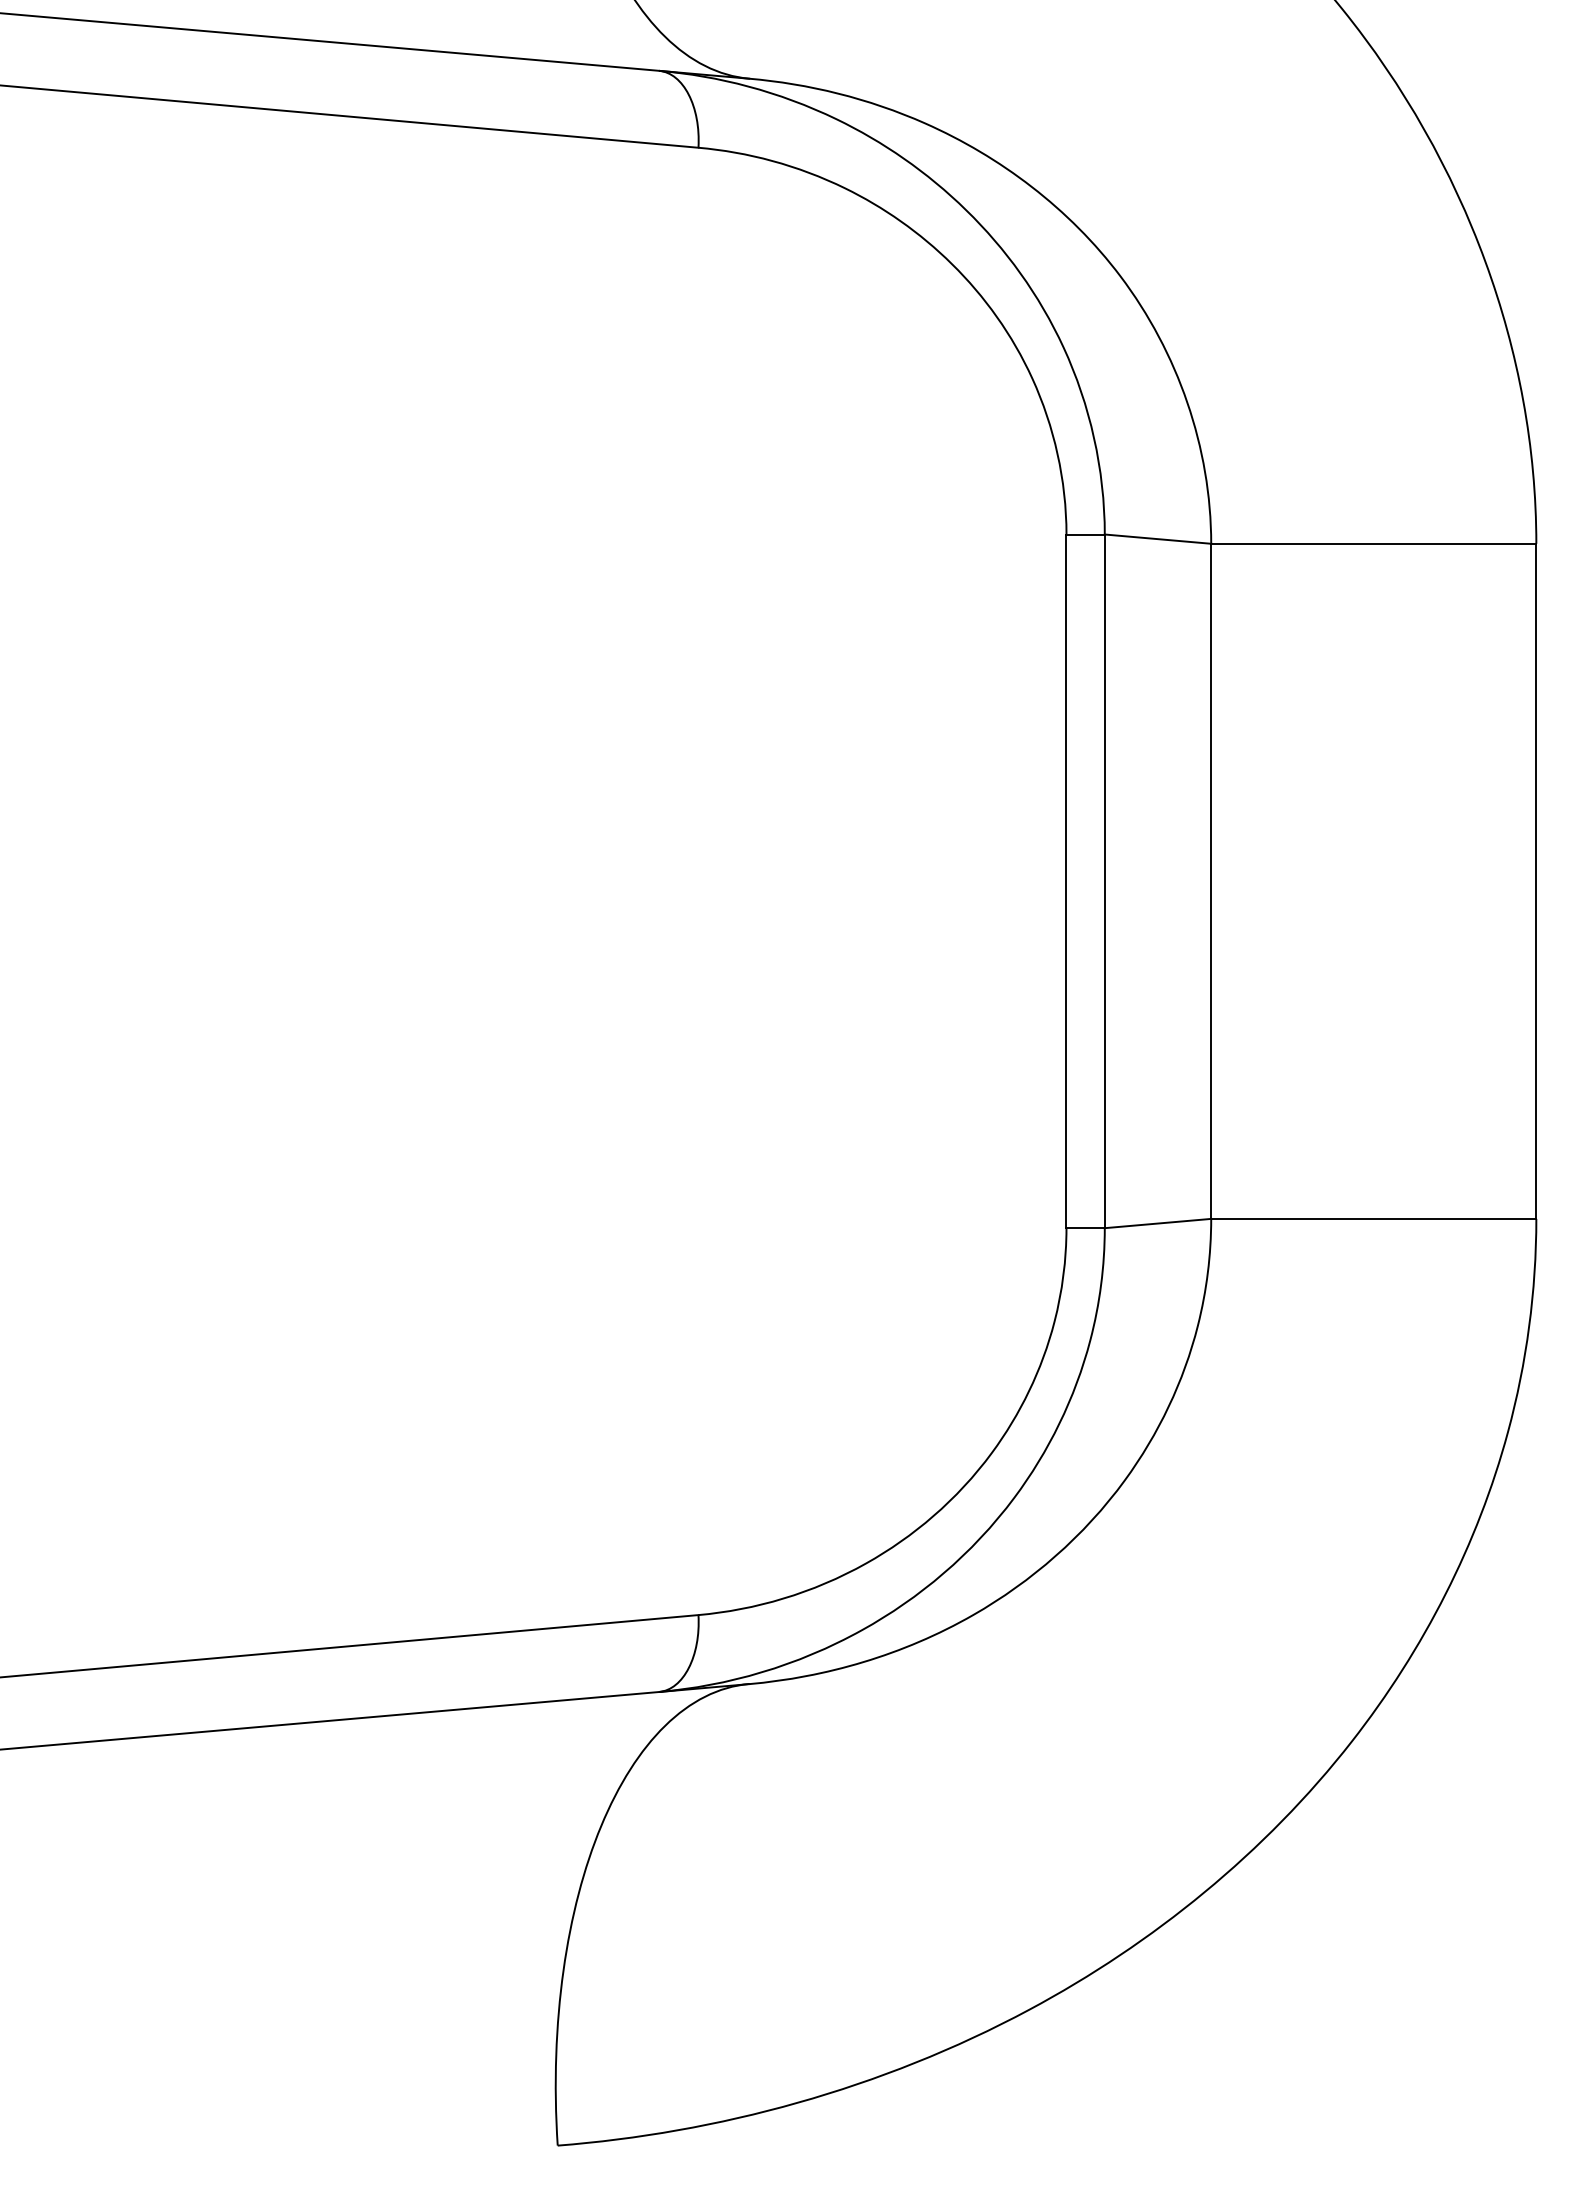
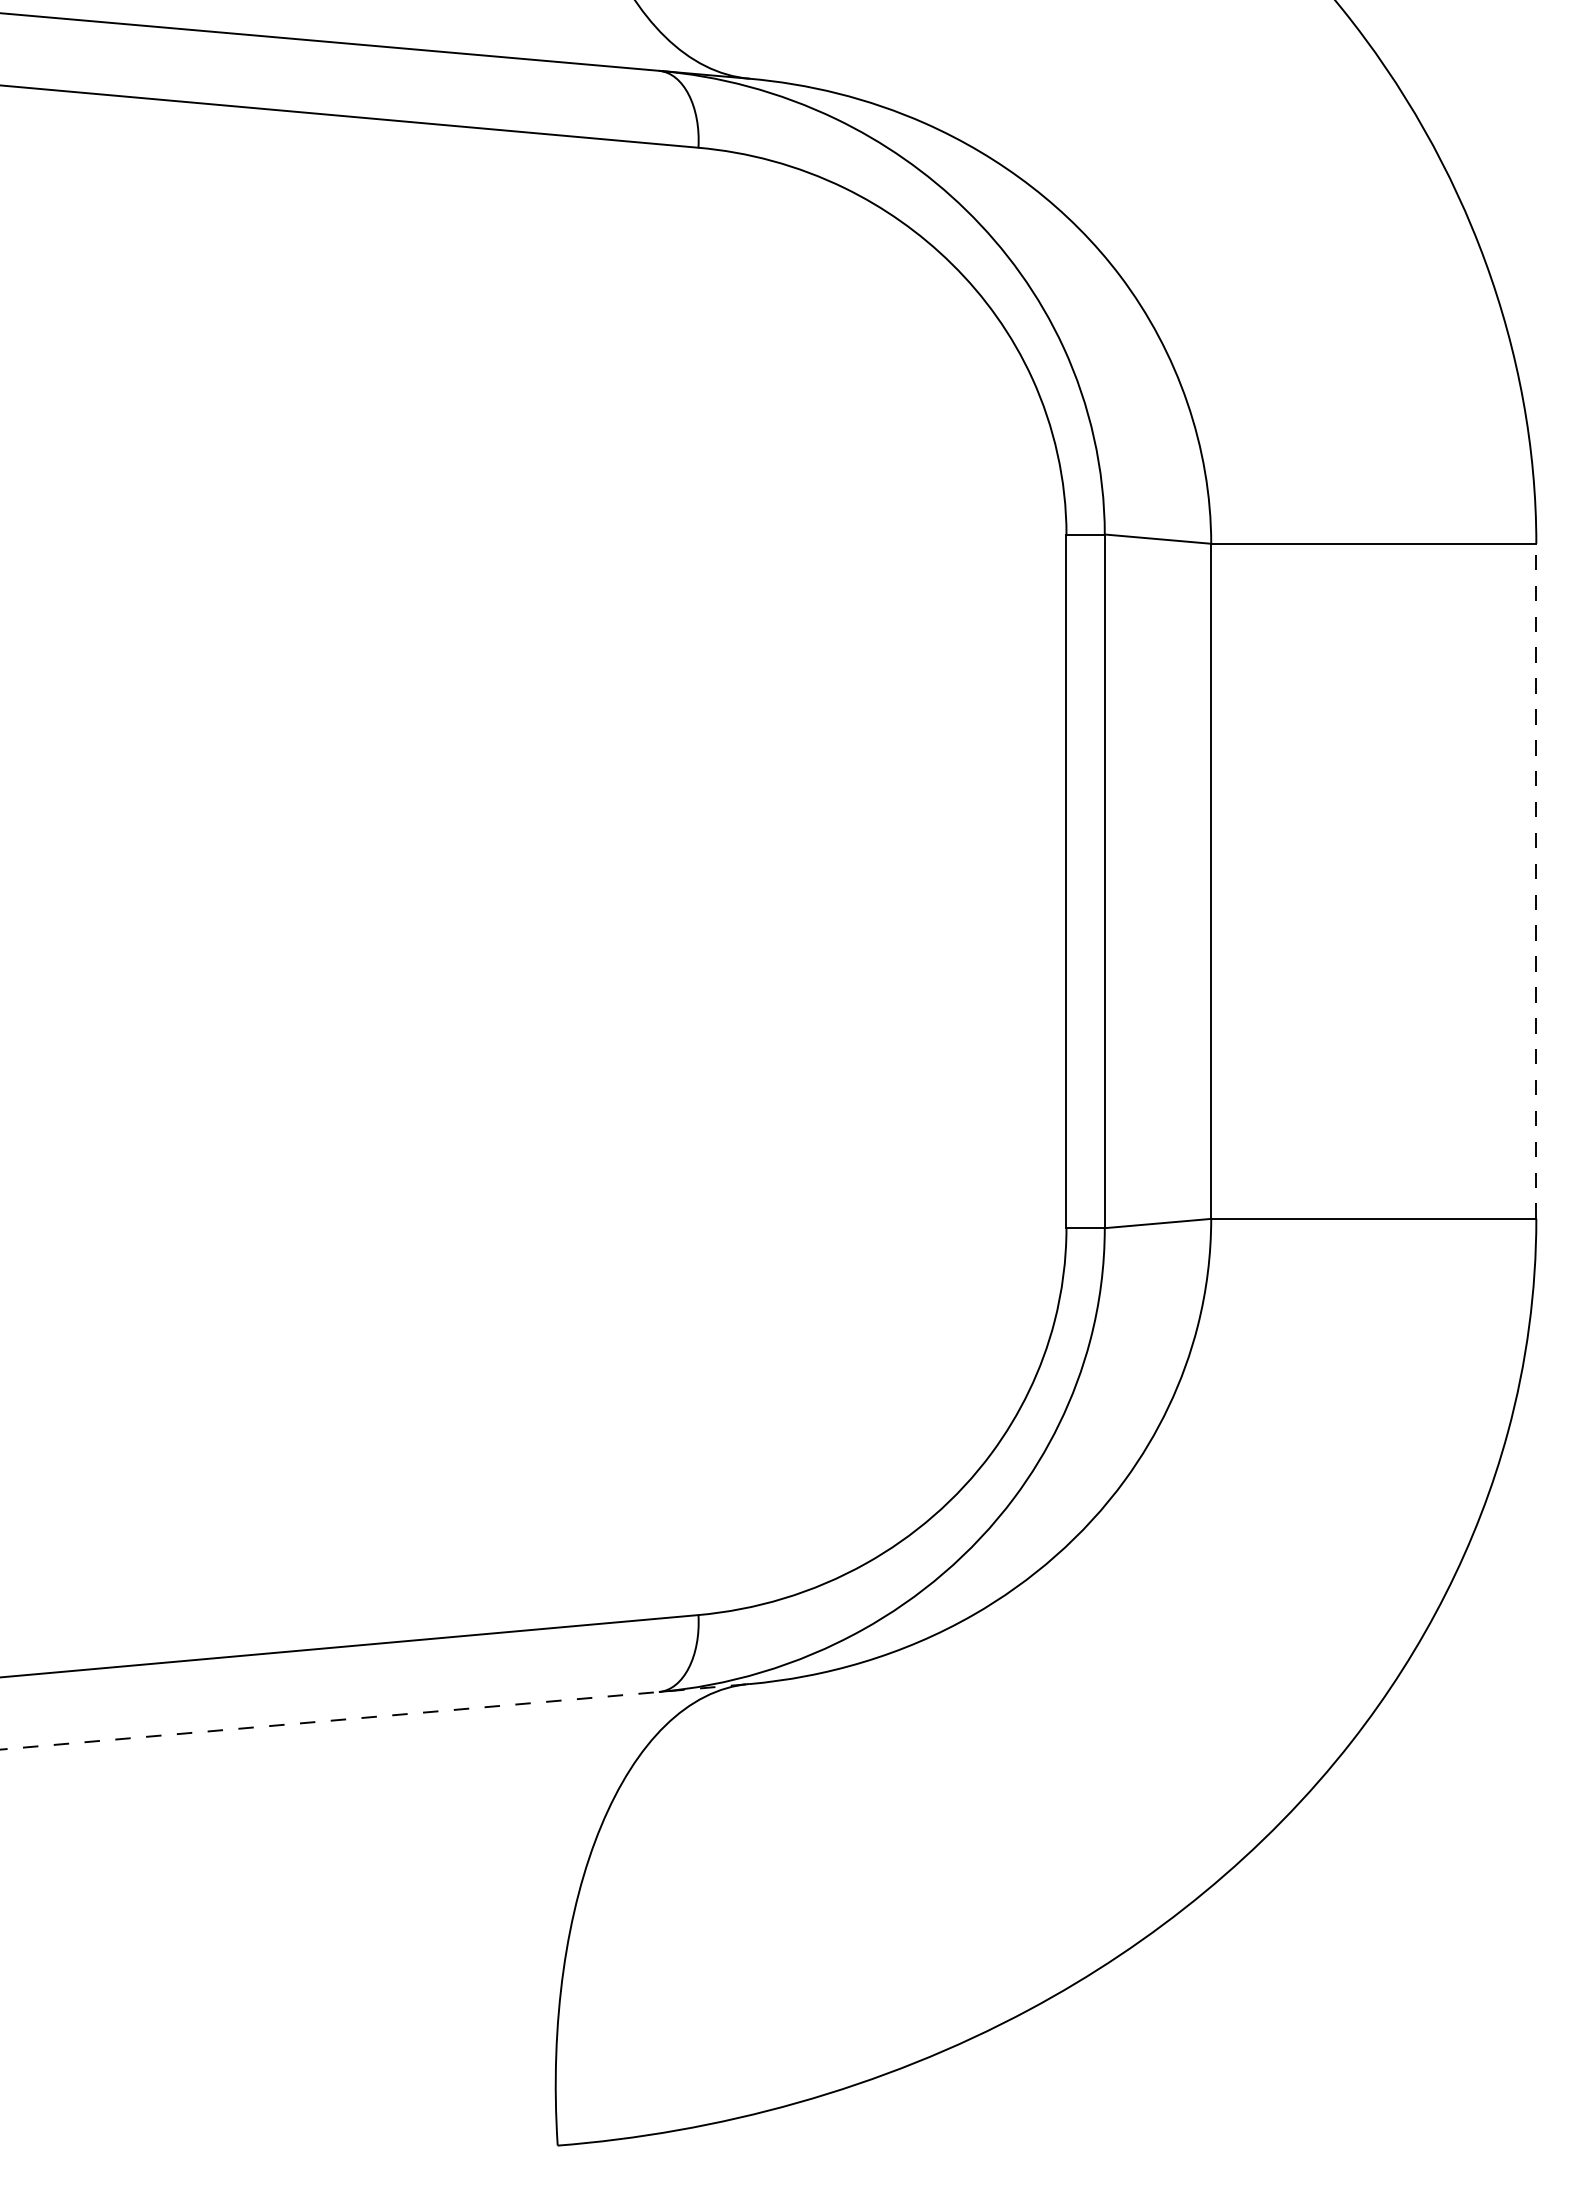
line: solid -> dashed (1536, 881)
line: solid -> dashed (374, 1716)
